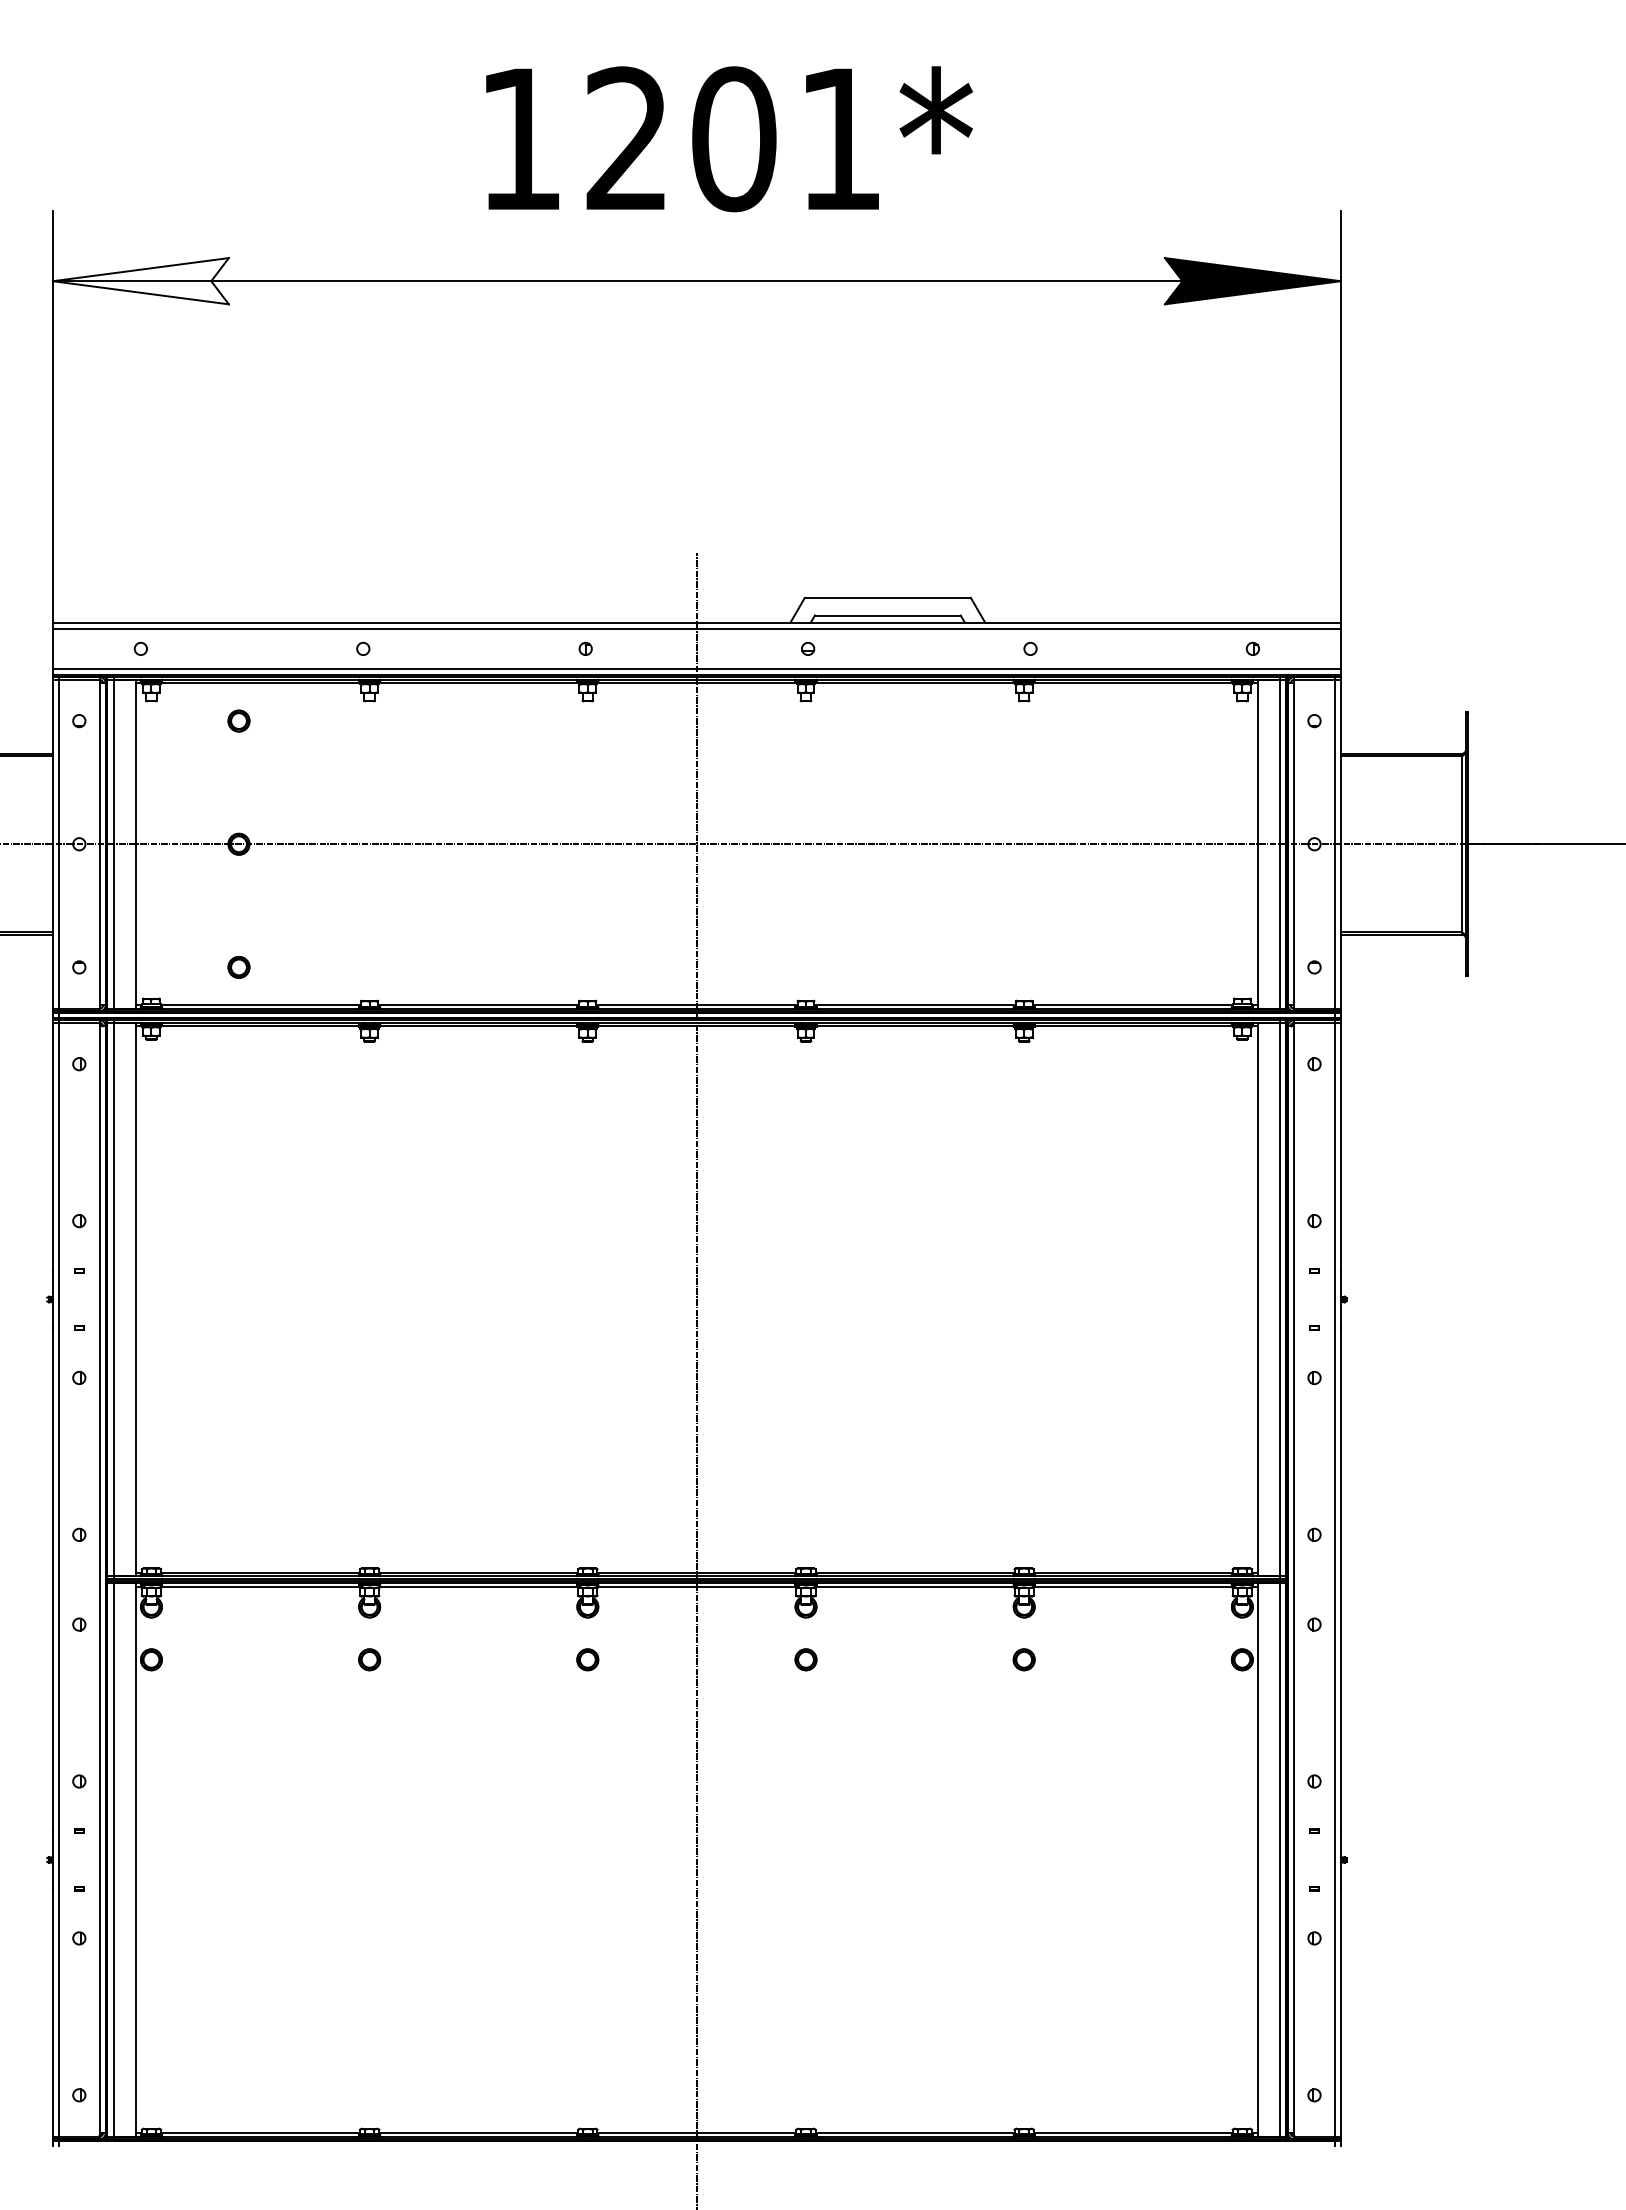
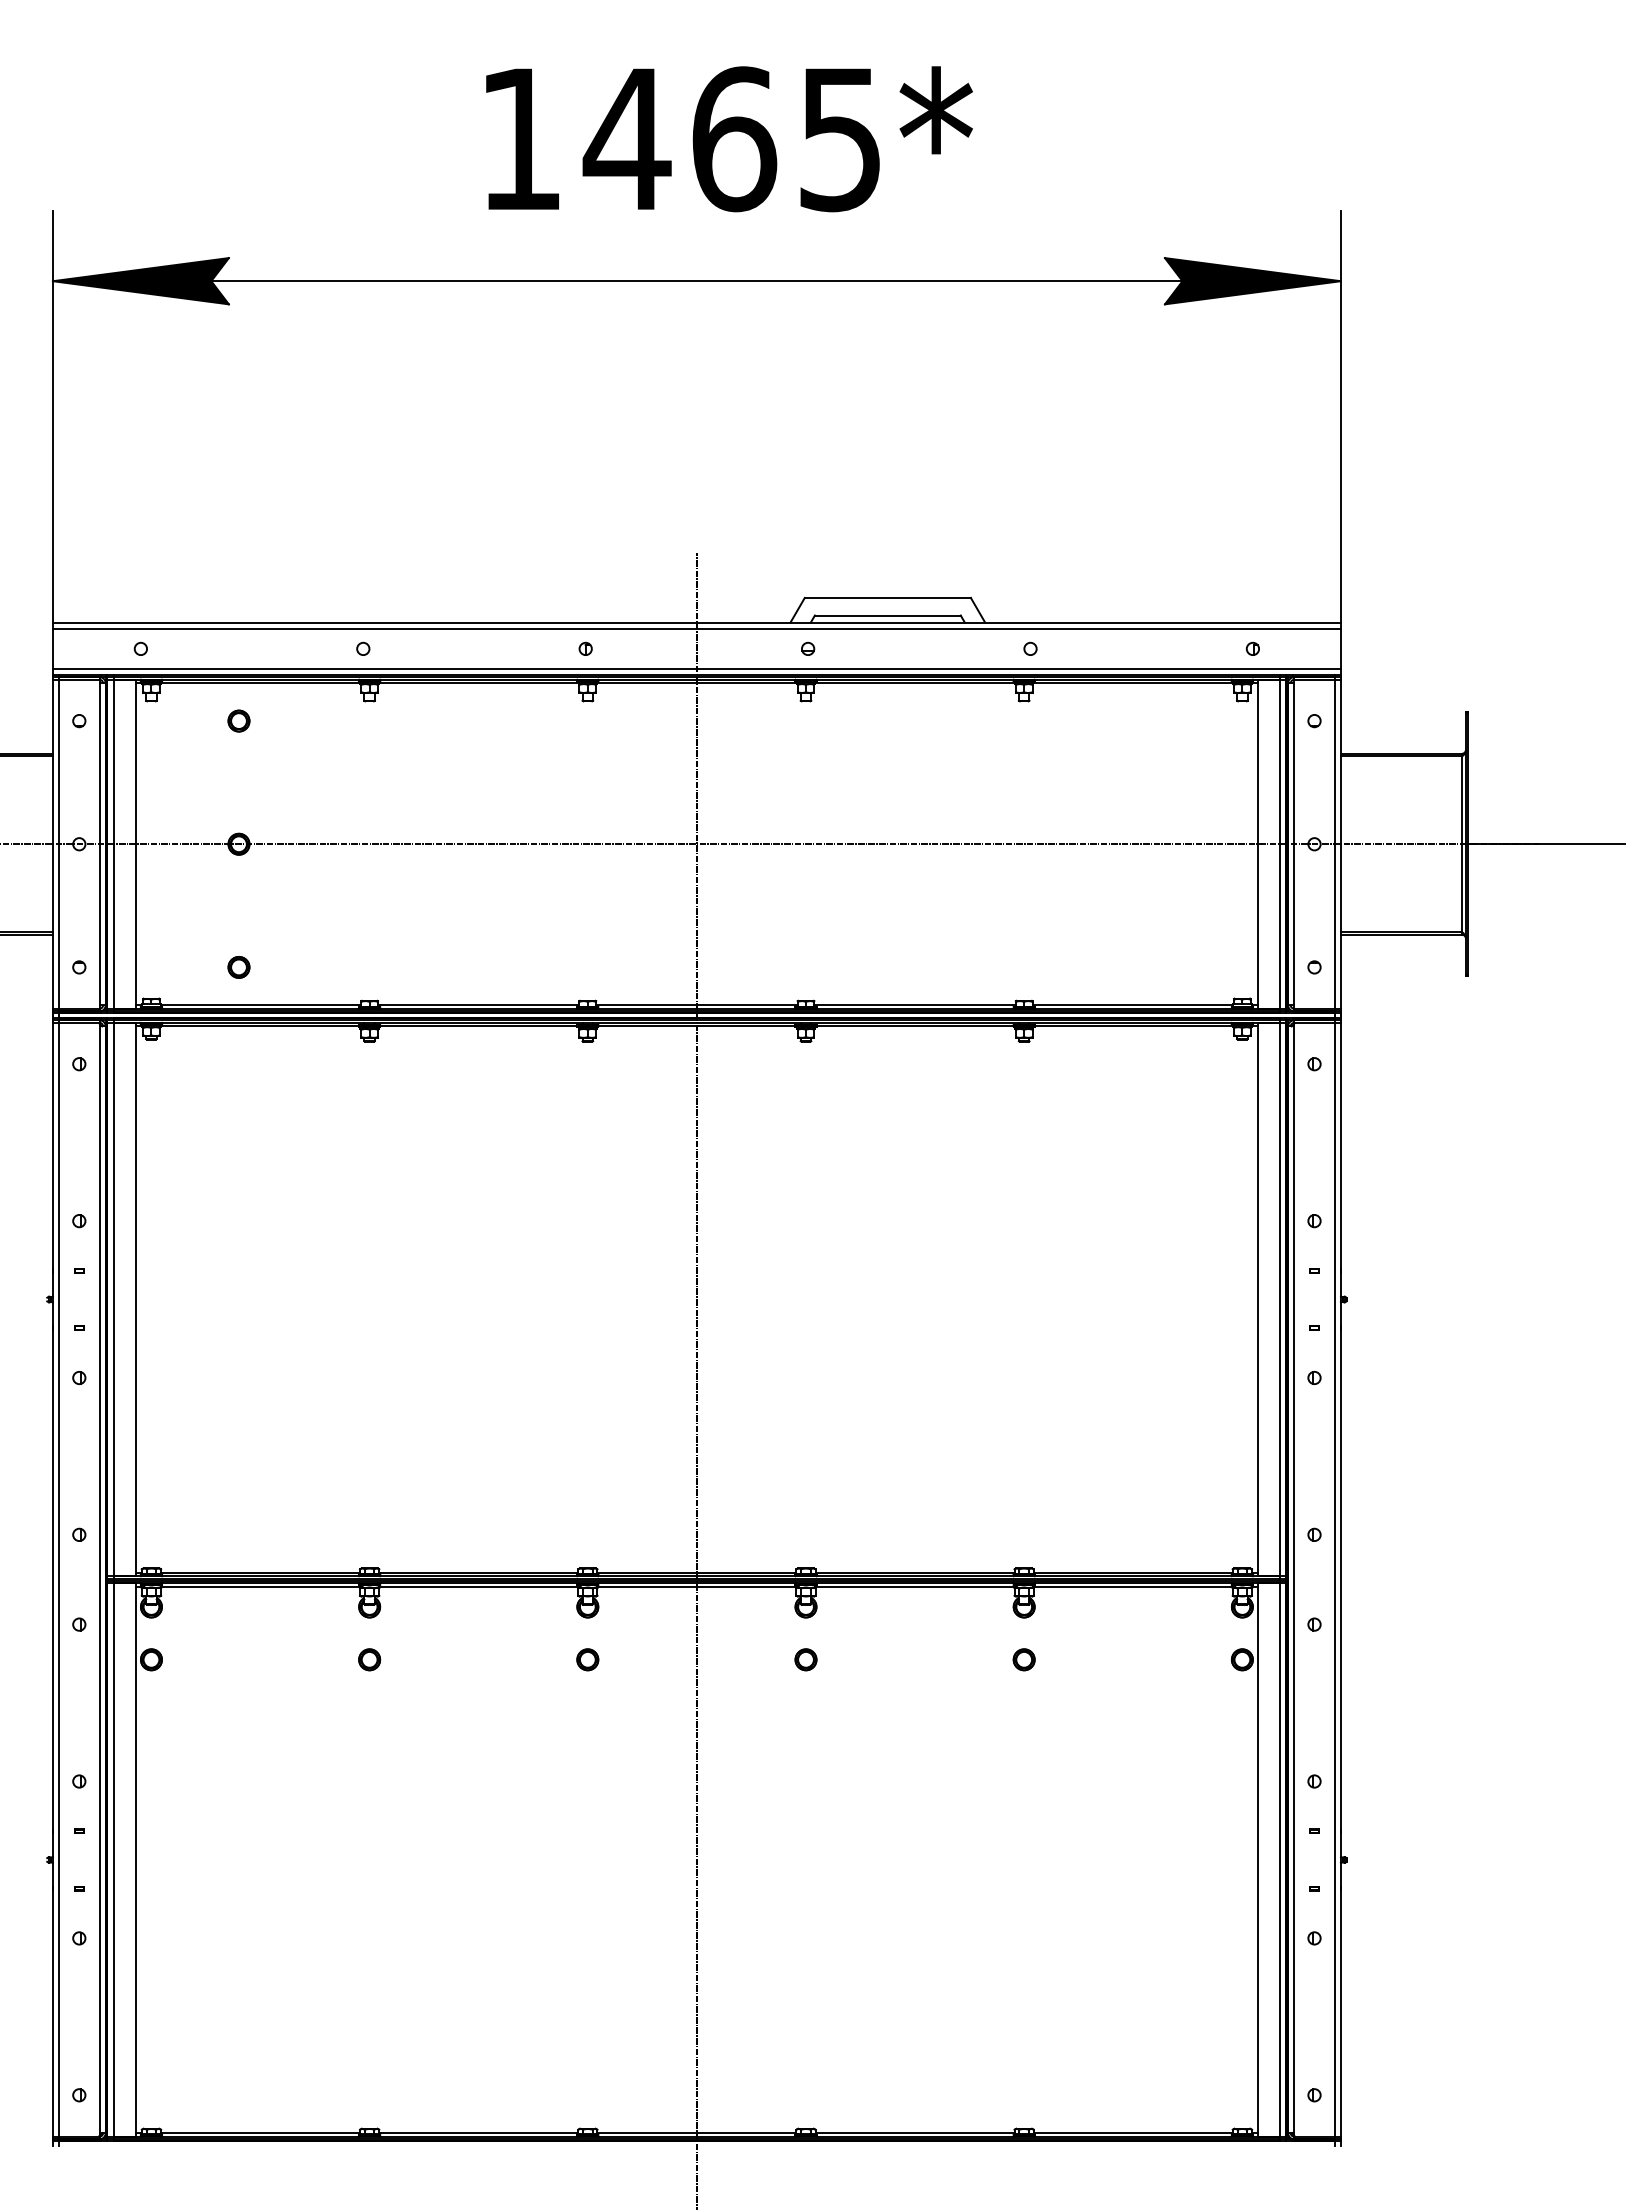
text: 1201* -> 1465* (730, 139)
fill: none -> present (140, 281)
